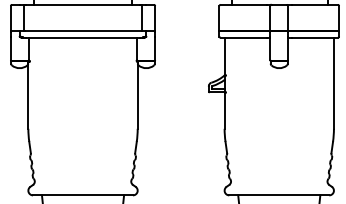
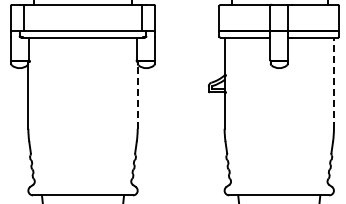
line: solid -> dashed (333, 83)
line: solid -> dashed (137, 95)
